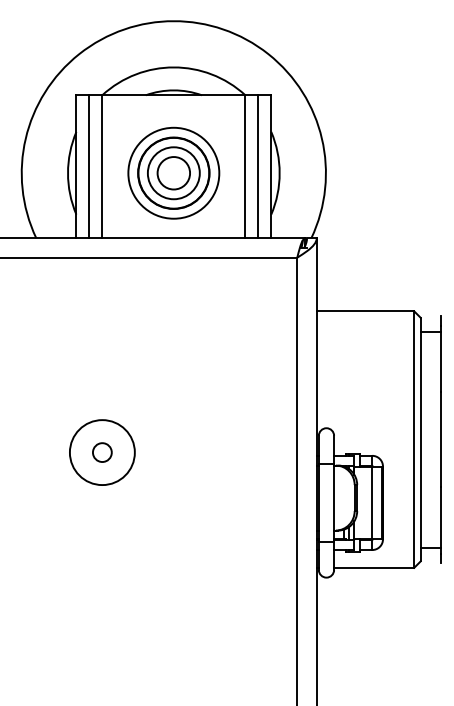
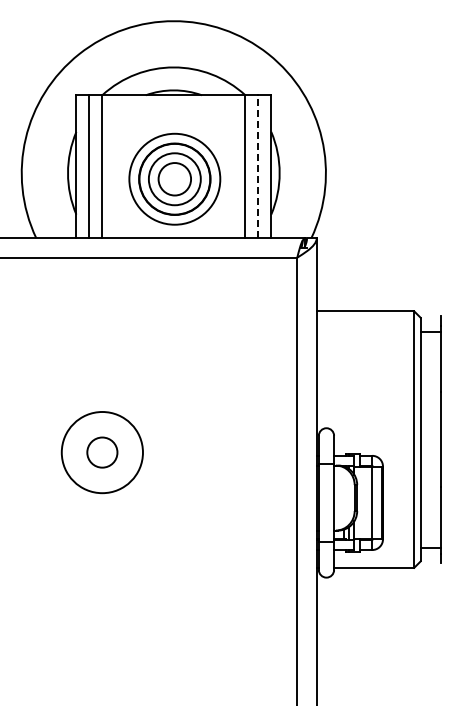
line: solid -> dashed (258, 166)
part position: (173, 172) -> (174, 178) (174, 178)
circle diameter: 19 px -> 30 px (102, 452)
circle diameter: 65 px -> 81 px (101, 452)
